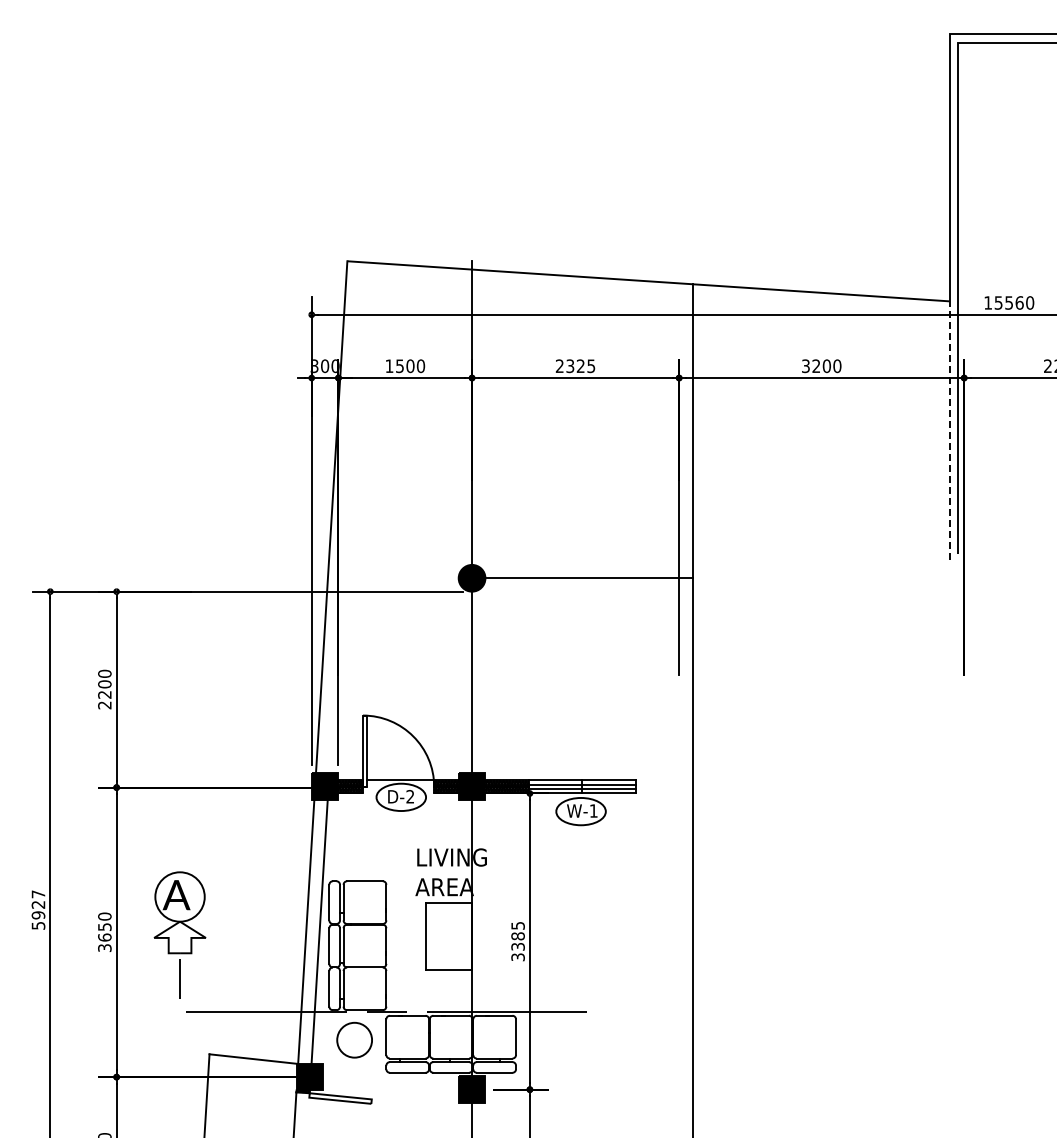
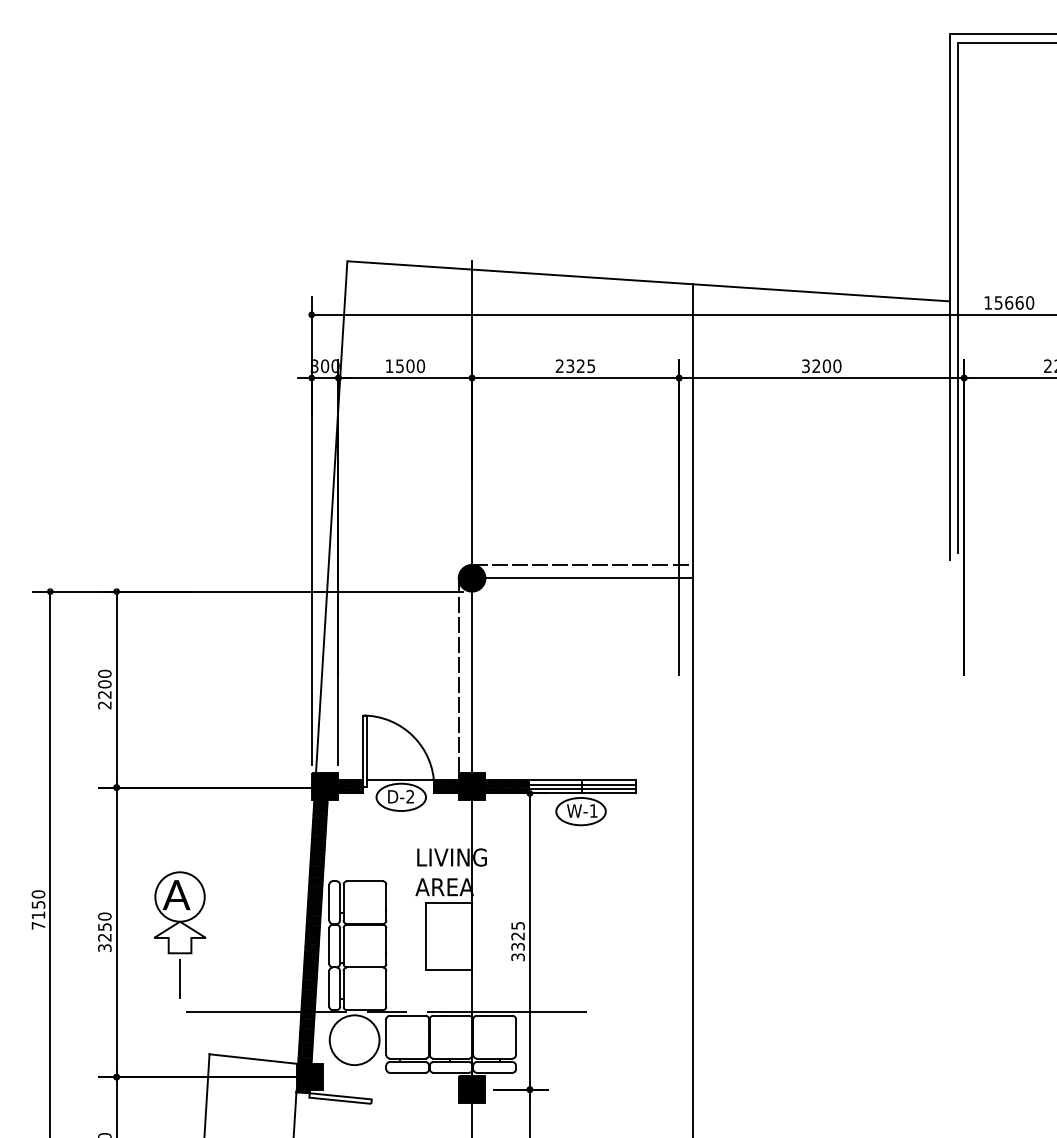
text: 15560 -> 15660 (1009, 302)
line: dashed -> solid (949, 430)
line: none -> present (582, 564)
line: none -> present (458, 675)
text: 5927 -> 7150 (38, 909)
hatch: none -> present (312, 931)
text: 3385 -> 3325 (517, 936)
text: 3650 -> 3250 (104, 937)
circle diameter: 35 px -> 50 px (354, 1040)
